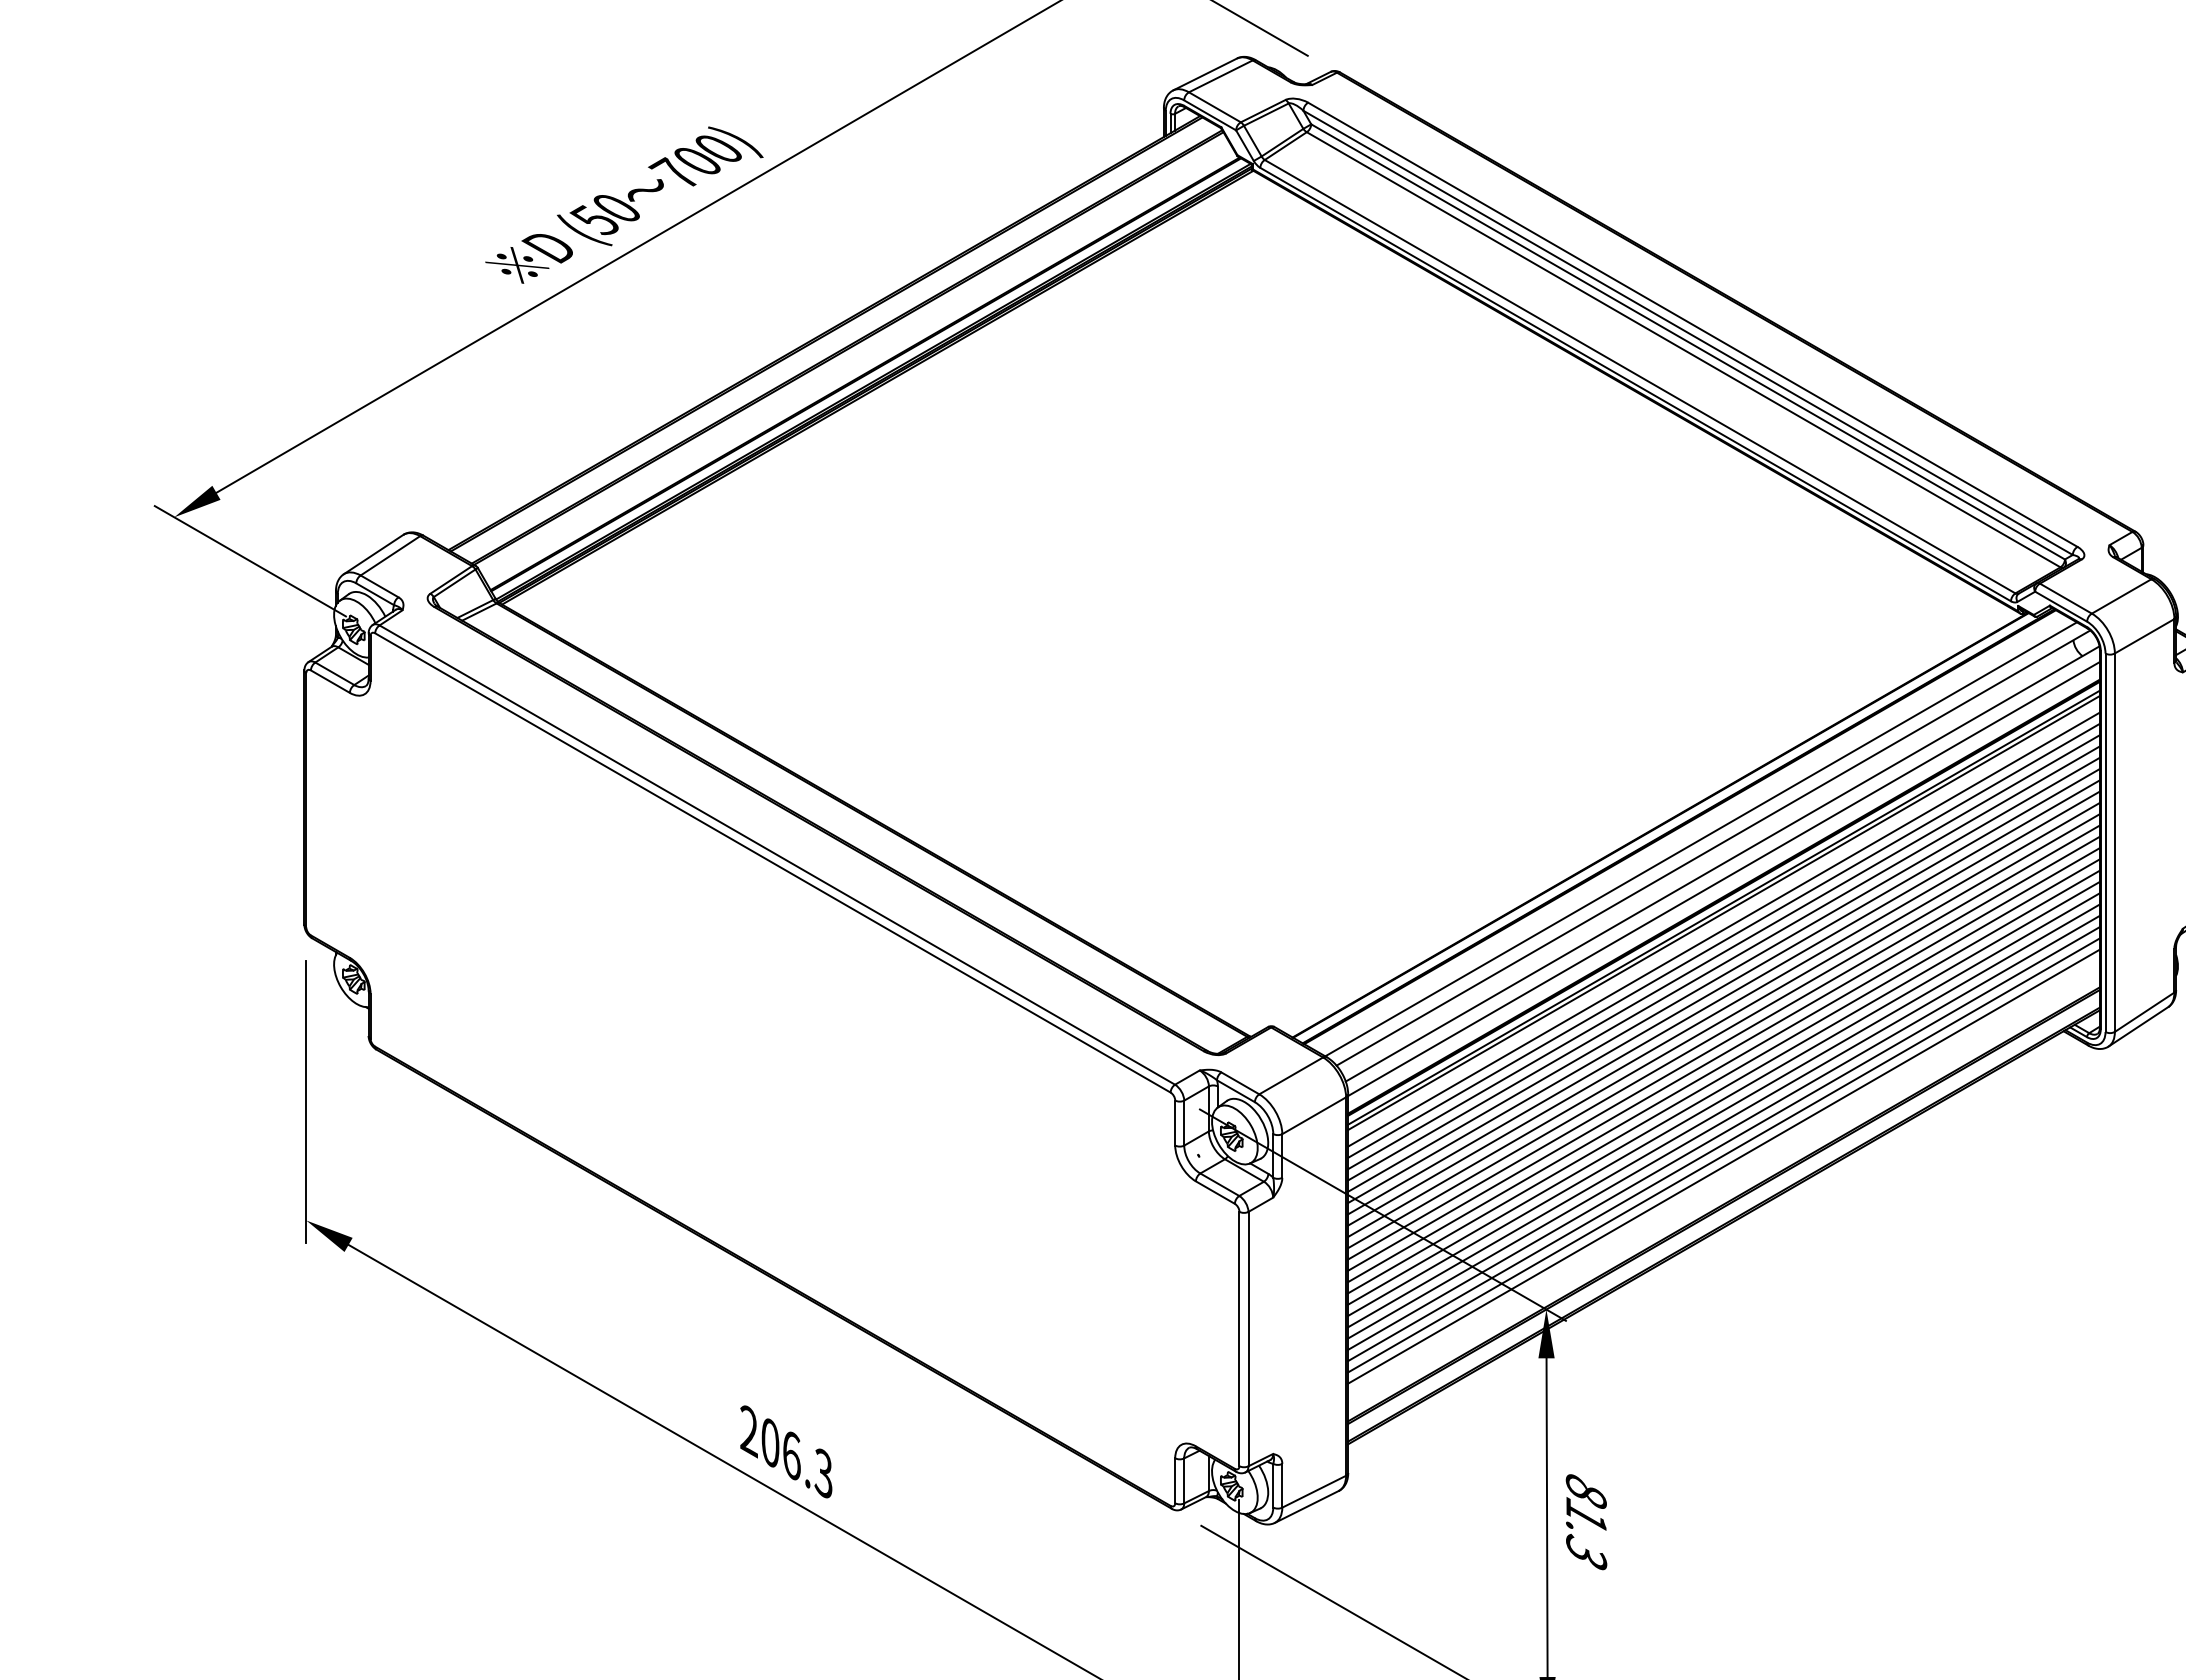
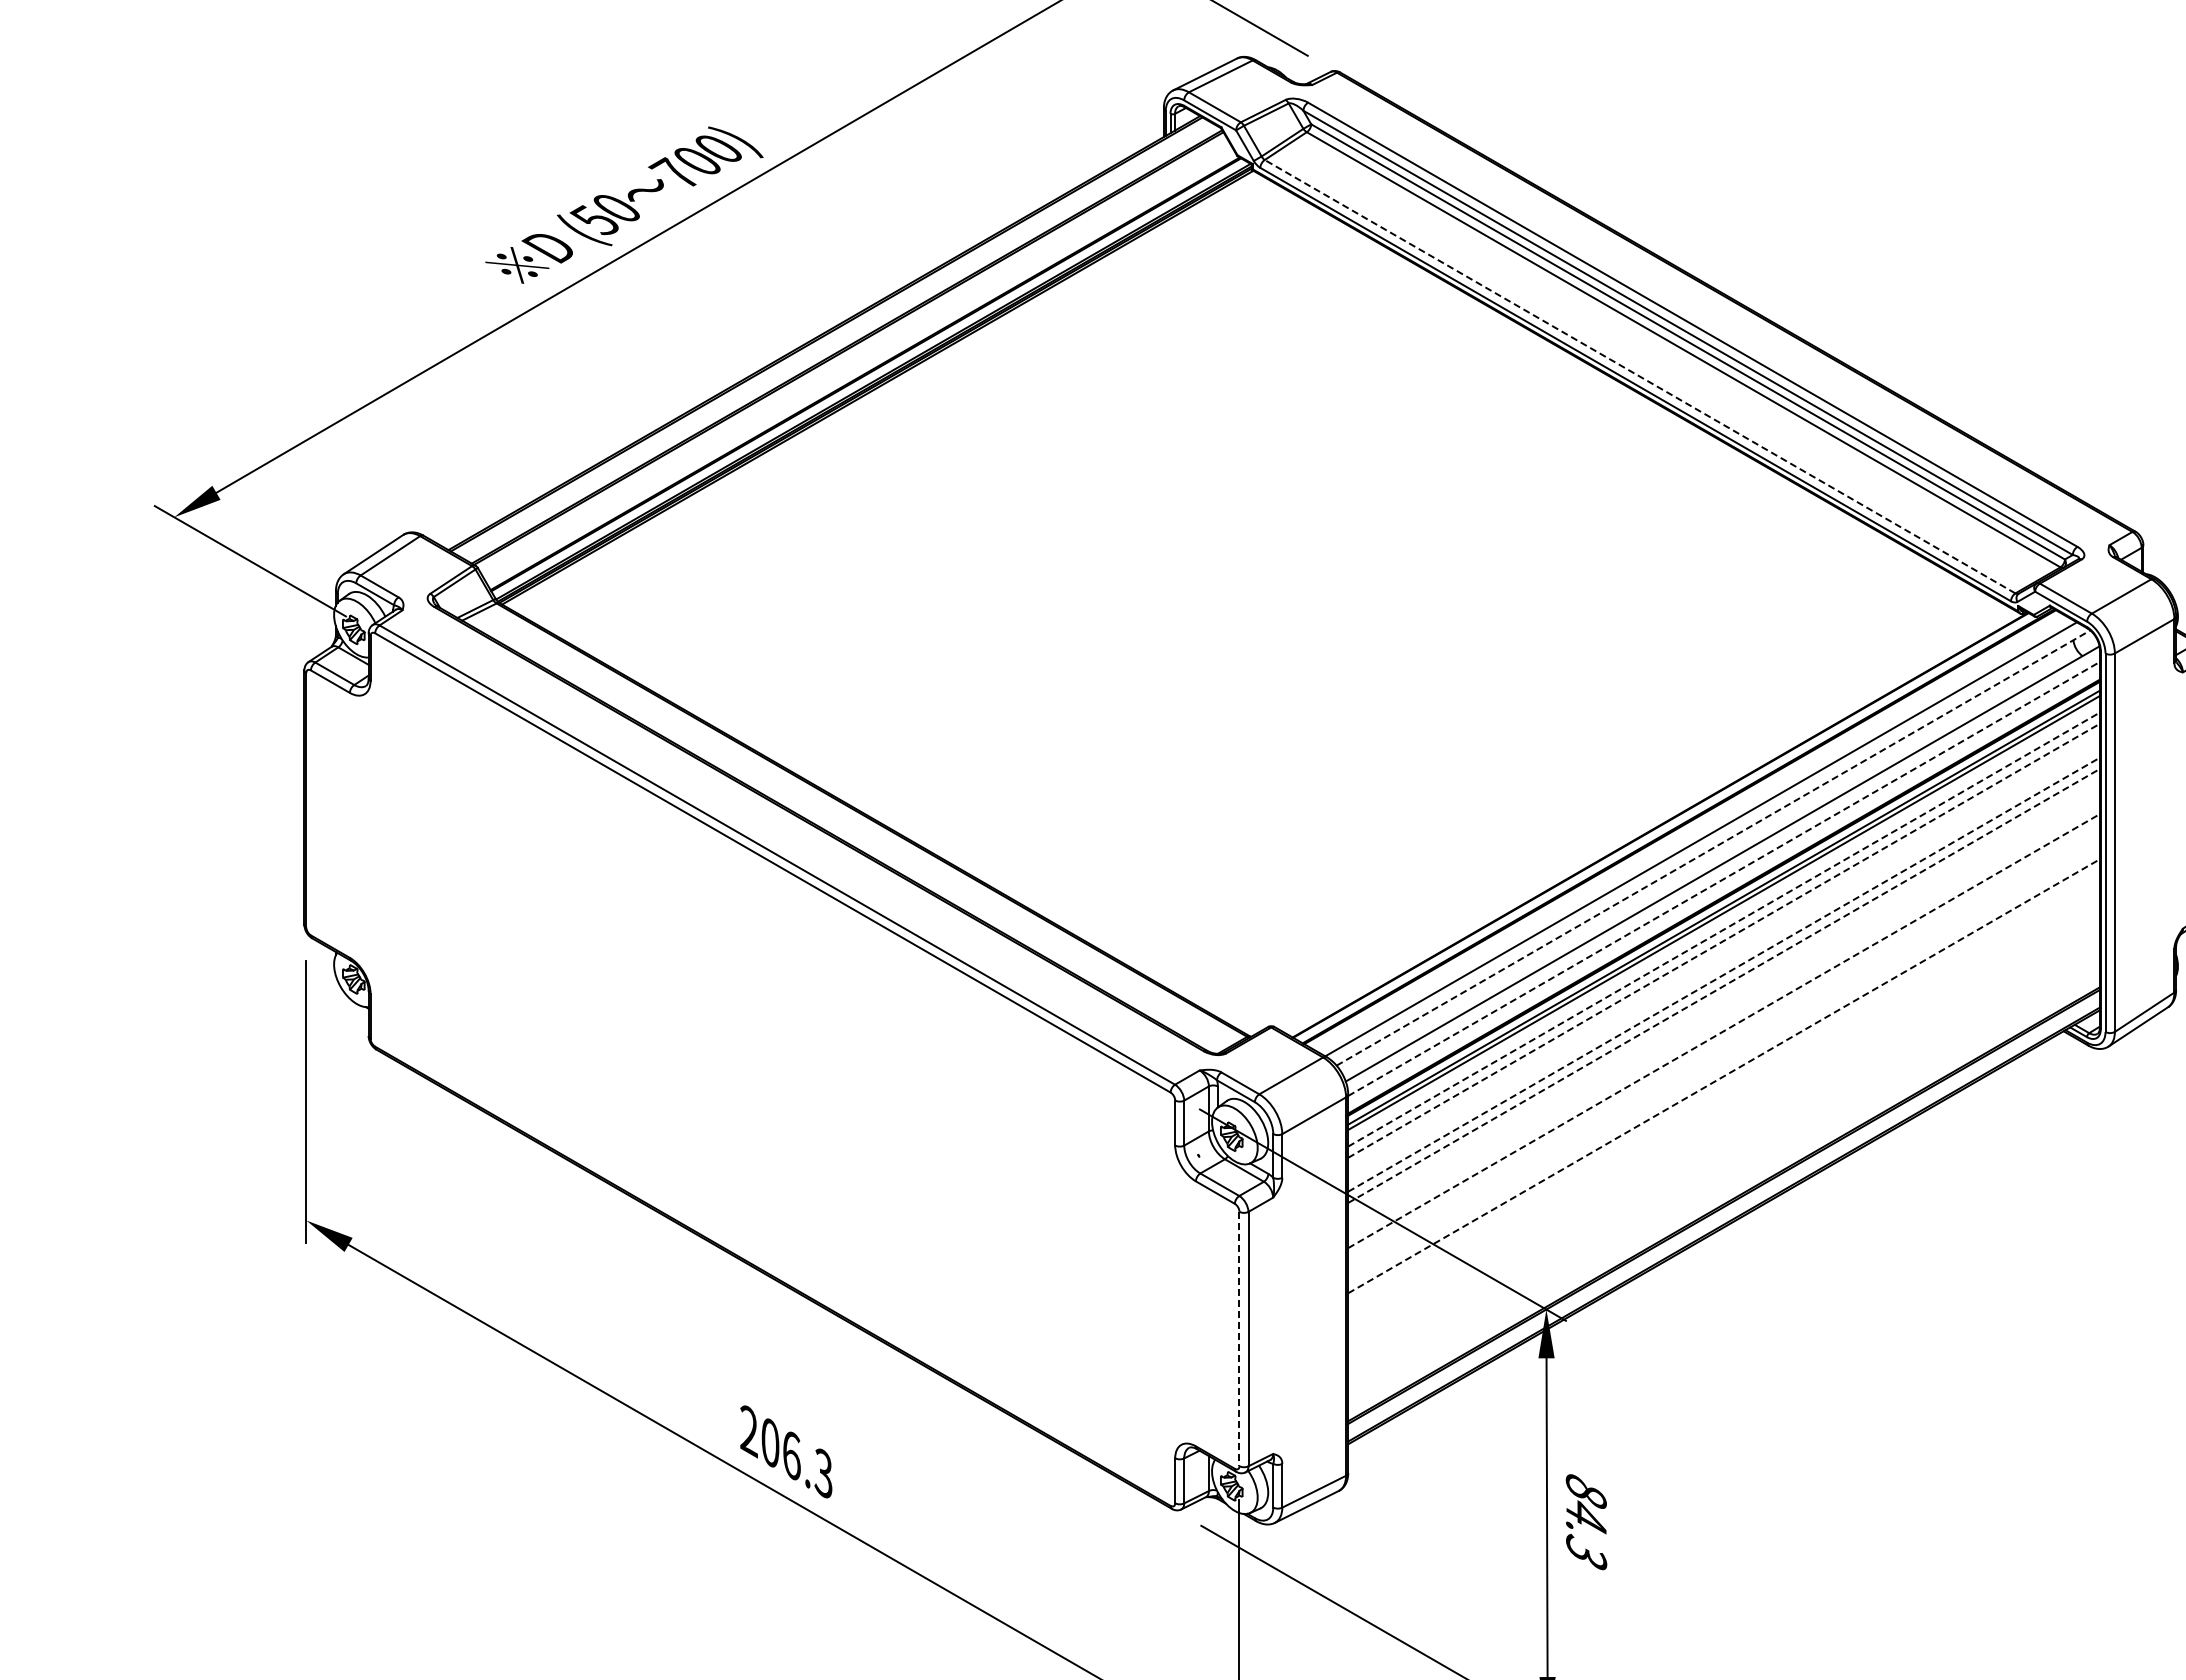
line: solid -> dashed (1639, 376)
line: solid -> dashed (1713, 847)
line: solid -> dashed (1724, 879)
line: solid -> dashed (1724, 929)
line: solid -> dashed (1724, 940)
line: present -> none (1723, 952)
line: present -> none (1723, 963)
line: solid -> dashed (1724, 974)
line: solid -> dashed (1724, 985)
line: present -> none (1723, 997)
line: present -> none (1723, 1008)
line: present -> none (1723, 1019)
line: solid -> dashed (1724, 1031)
line: present -> none (1723, 1042)
line: present -> none (1723, 1053)
line: present -> none (1723, 1065)
line: solid -> dashed (1724, 1076)
line: present -> none (1723, 1087)
line: present -> none (1723, 1098)
line: present -> none (1723, 1110)
line: present -> none (1723, 1121)
line: present -> none (1723, 1132)
line: present -> none (1723, 1144)
line: present -> none (1723, 1155)
line: present -> none (1723, 1166)
line: solid -> dashed (1239, 1339)
text: 81.3 -> 84.3 (1586, 1515)
